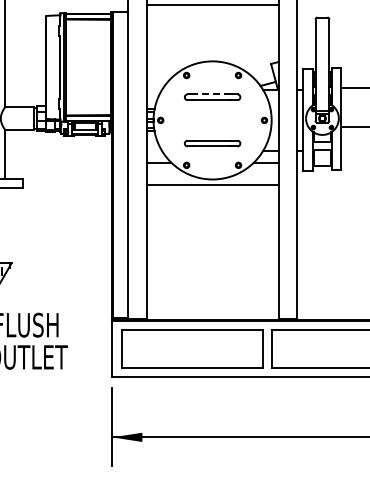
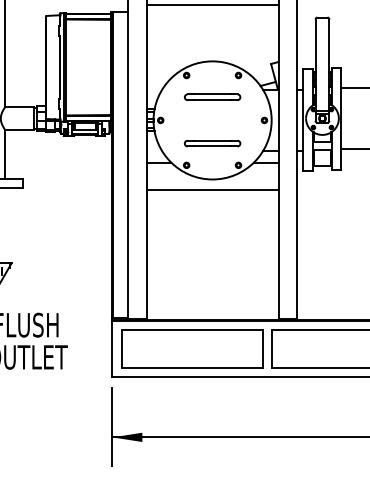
line: dashed -> solid (212, 94)
line position: (353, 127) -> (353, 149) (353, 149)
line position: (212, 185) -> (212, 190) (212, 190)
